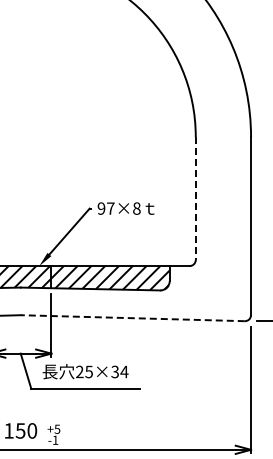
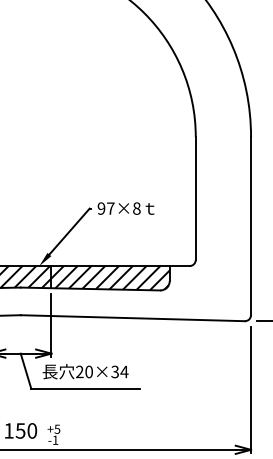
line: dashed -> solid (195, 199)
line: dashed -> solid (132, 318)
text: 25×34 -> 20×34 (88, 371)
